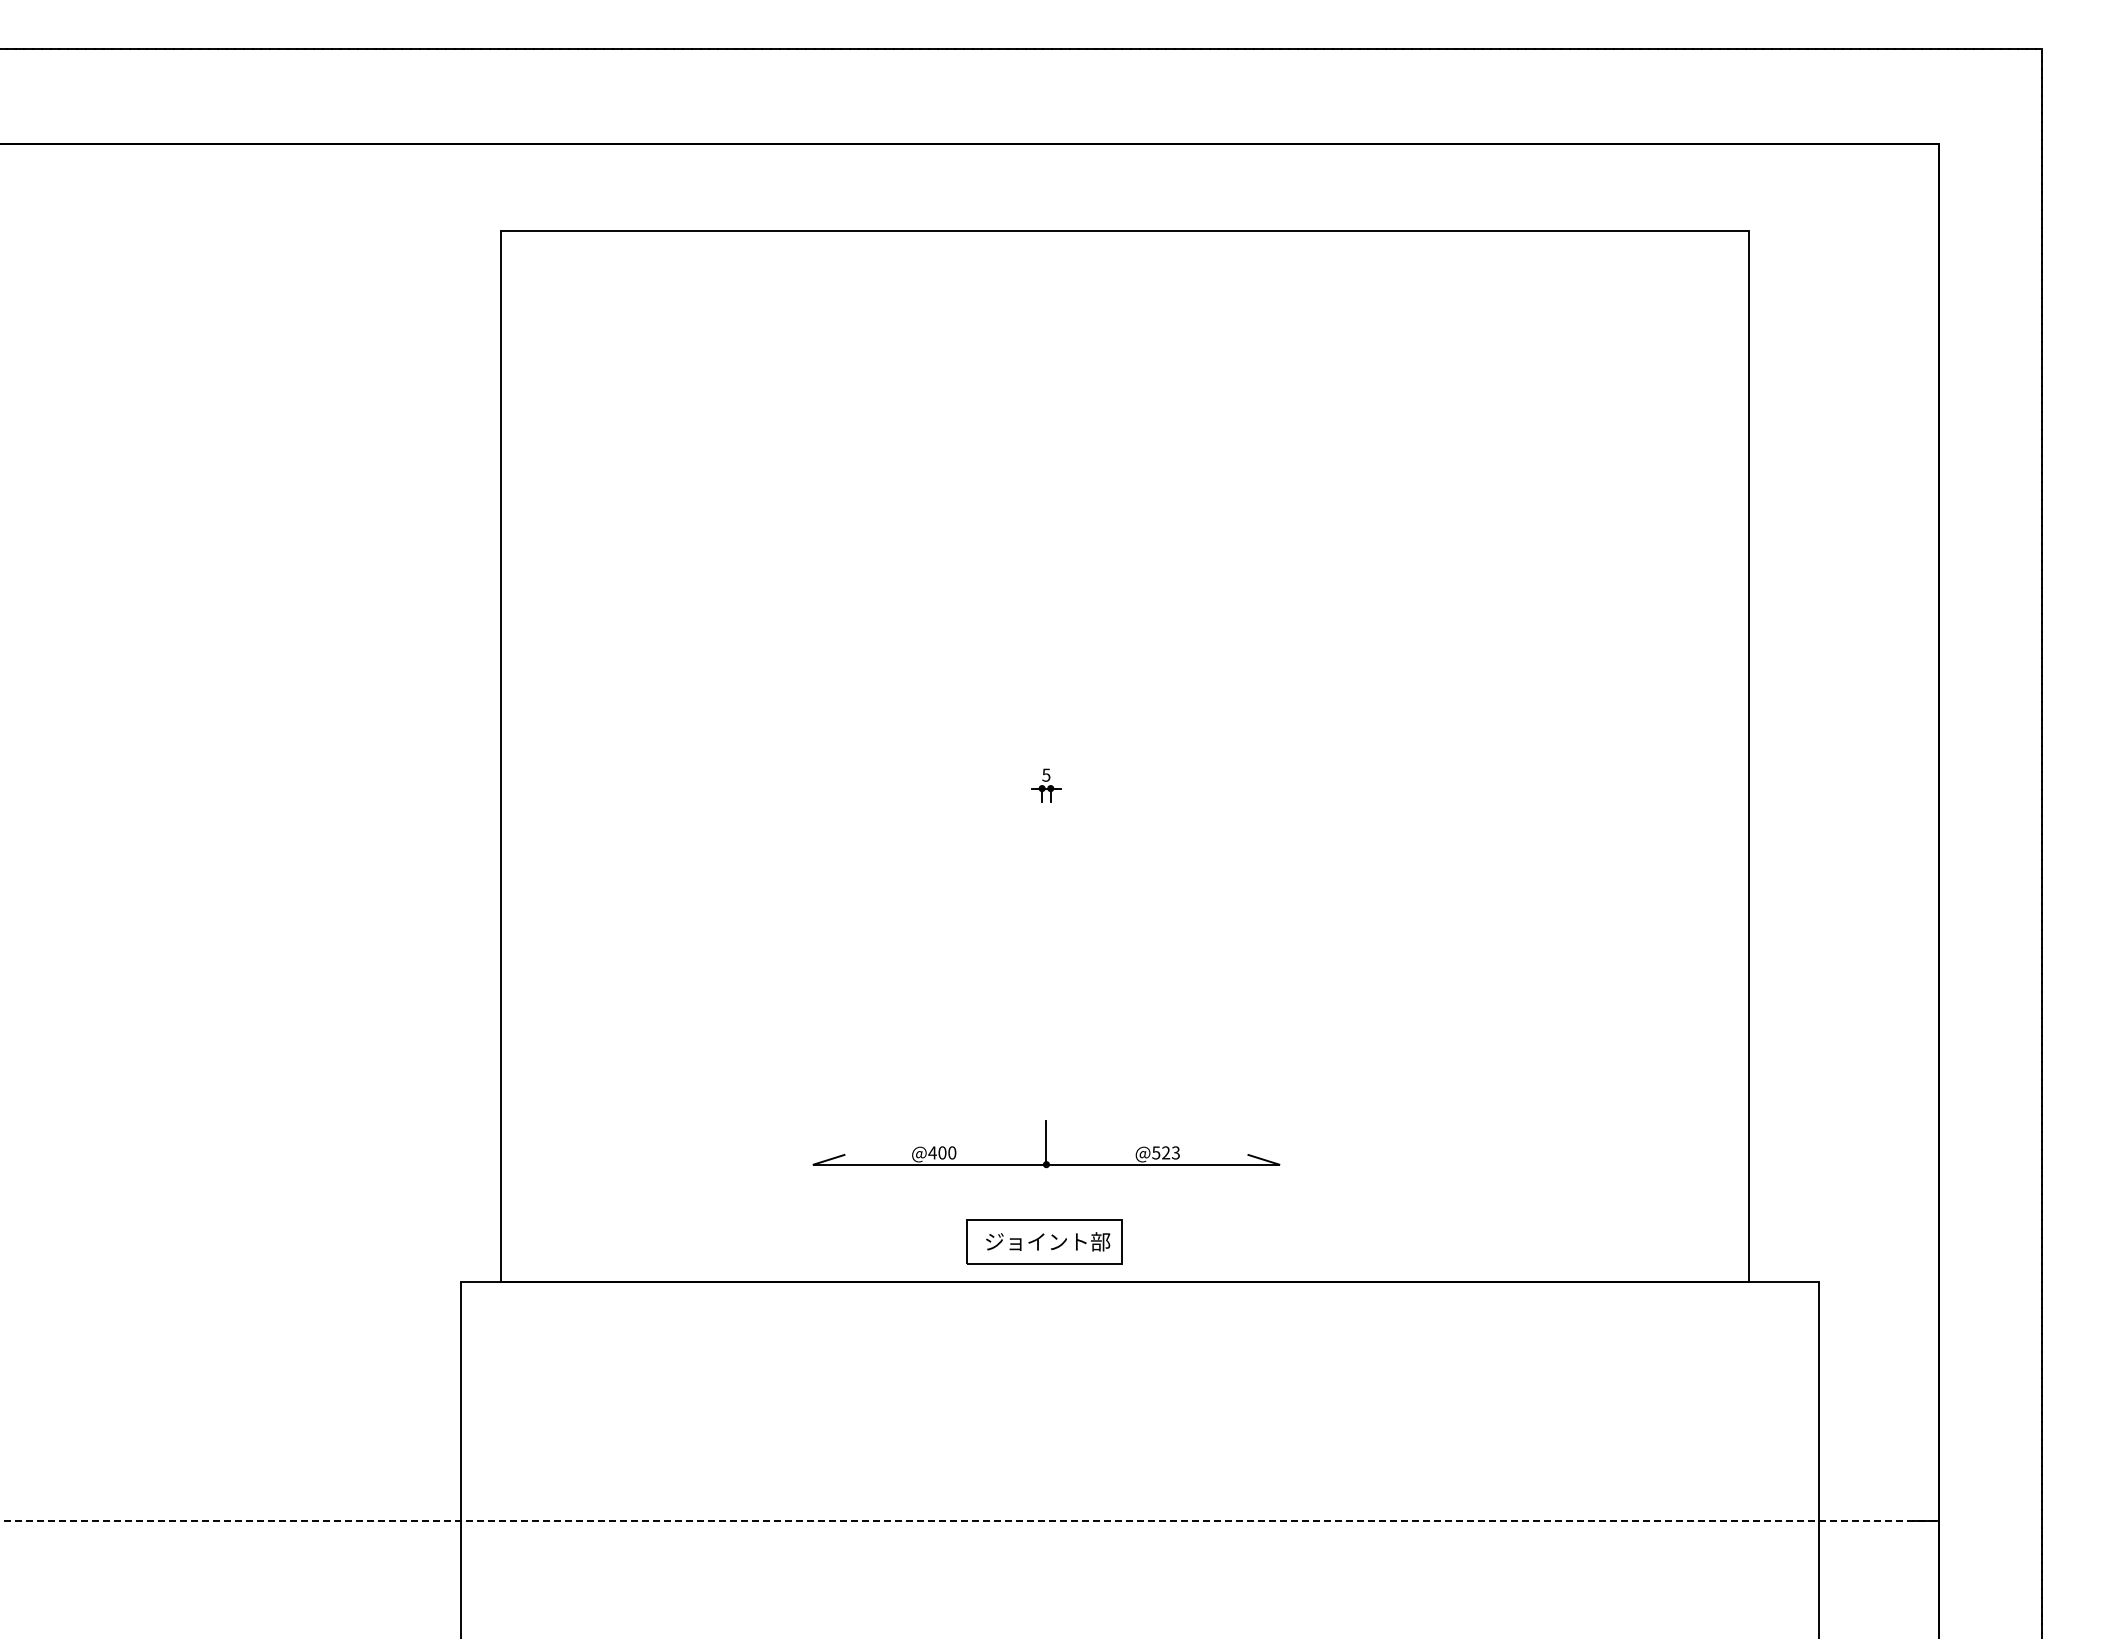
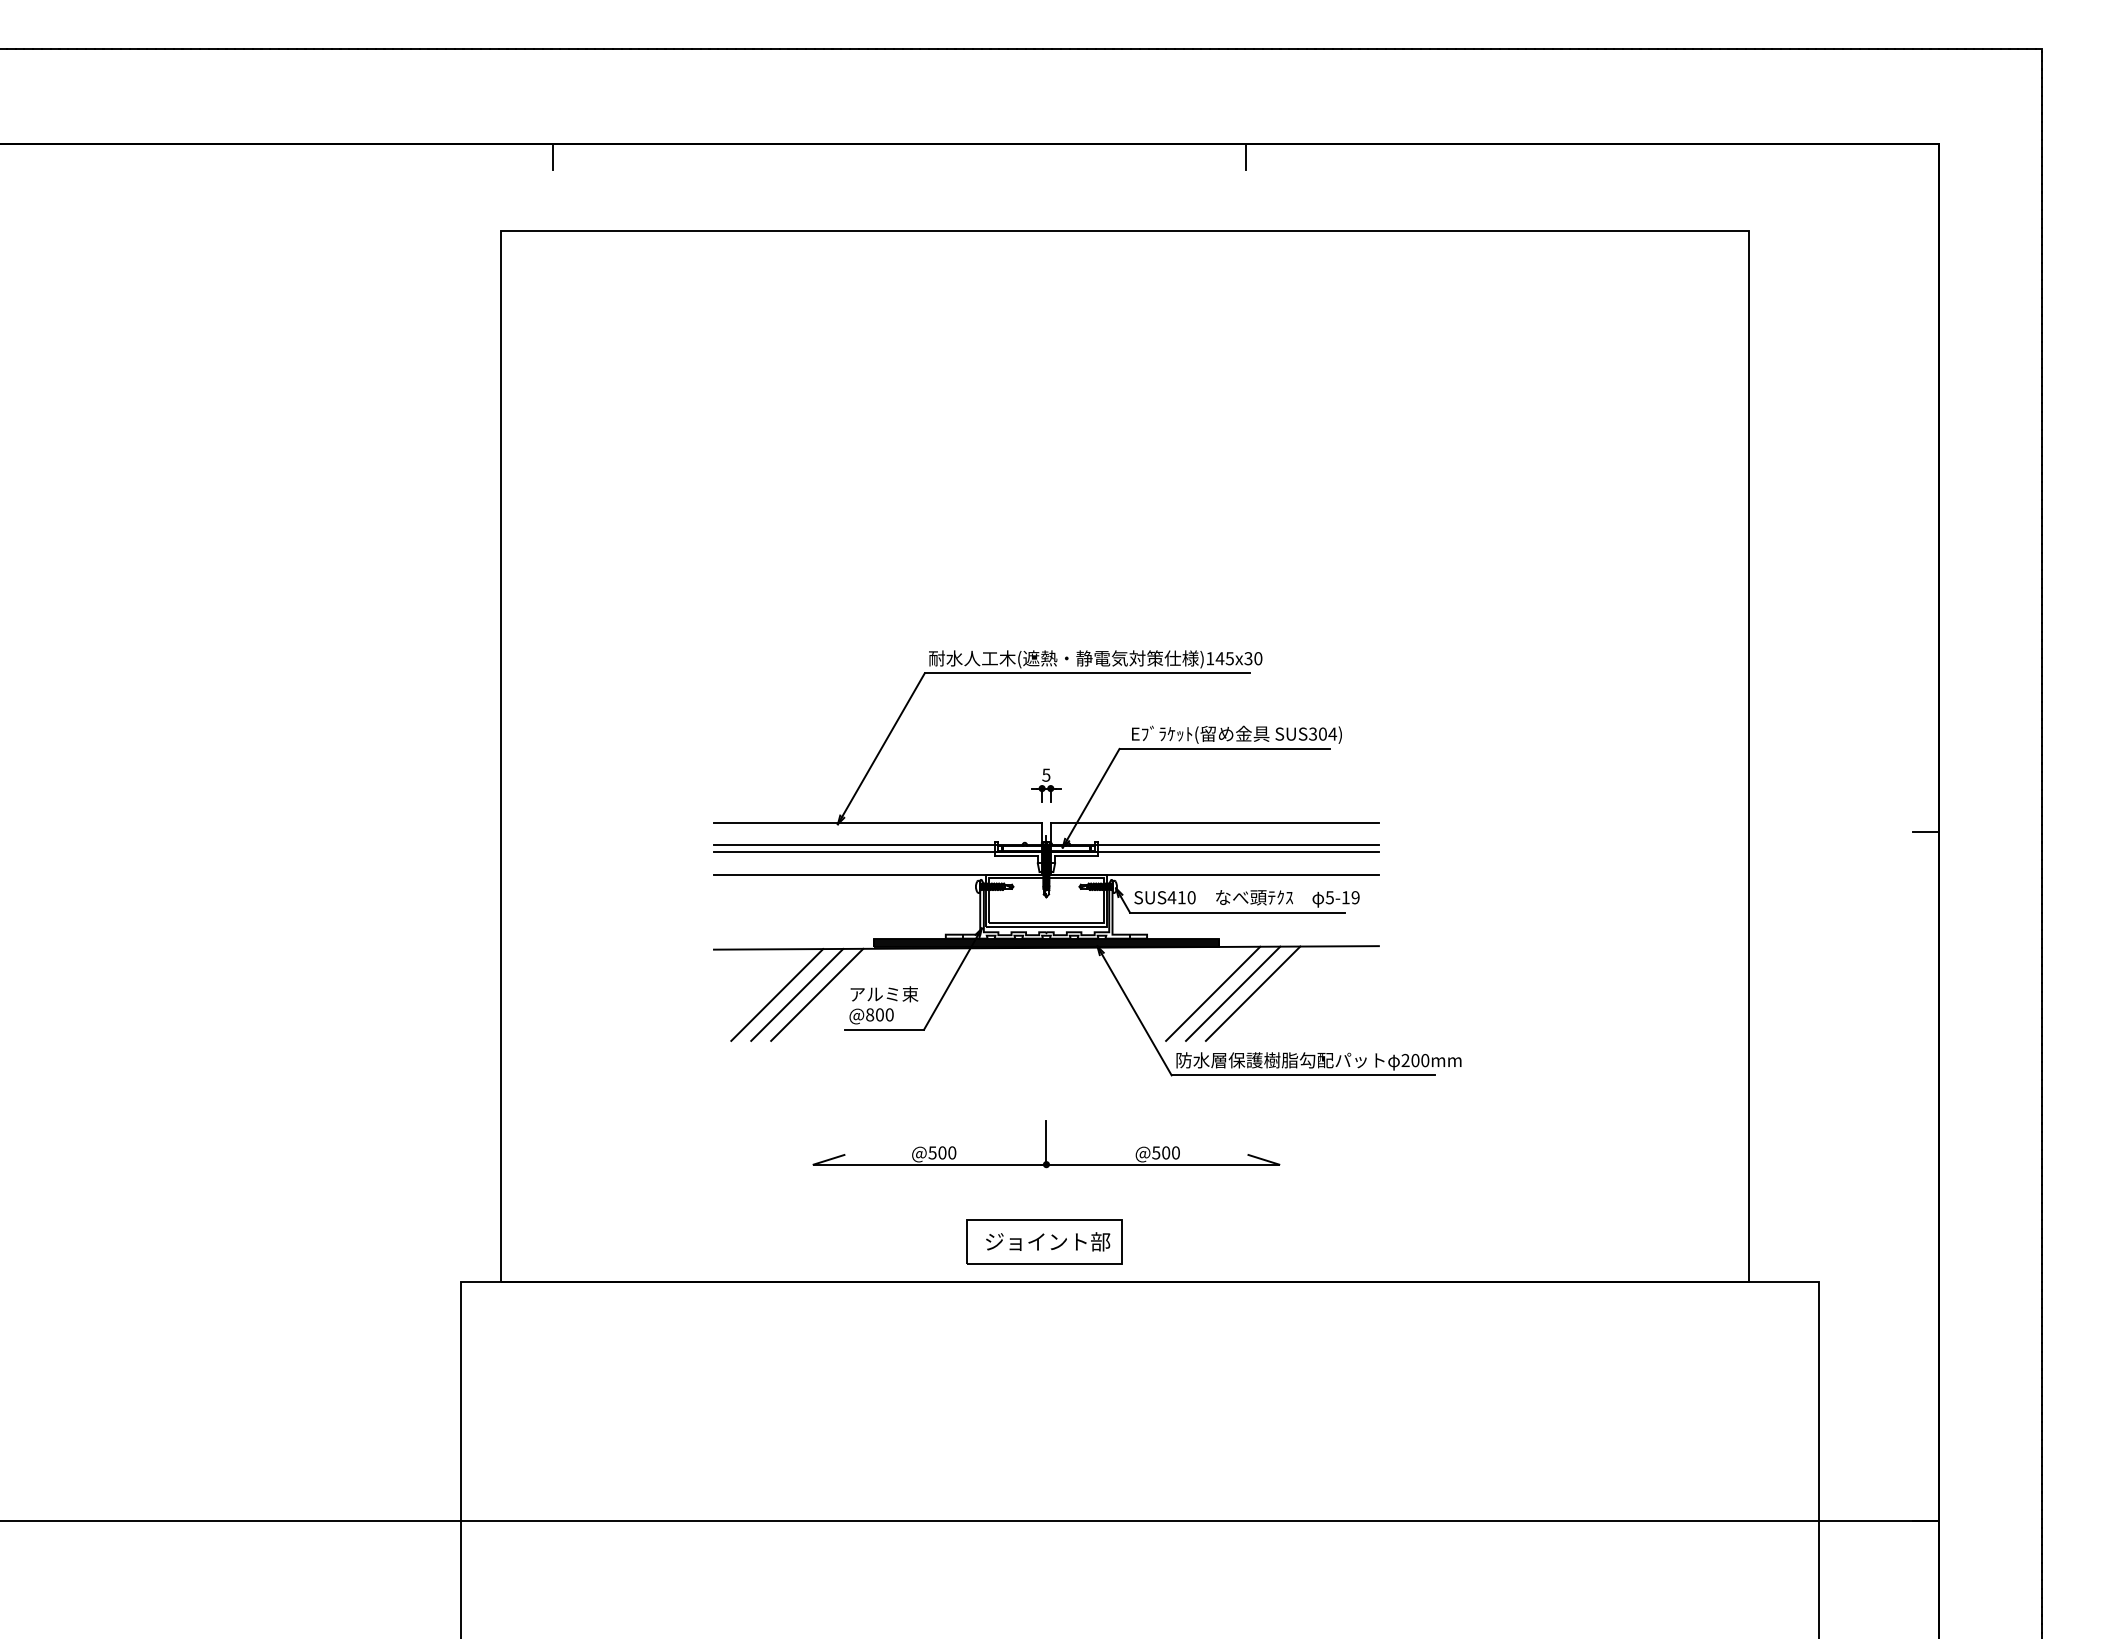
line: none -> present (553, 157)
line: none -> present (1246, 157)
line: none -> present (1925, 832)
part: none -> present (1087, 856)
text: @400 -> @500 (932, 1152)
text: @523 -> @500 (1170, 1152)
line: dashed -> solid (970, 1520)
